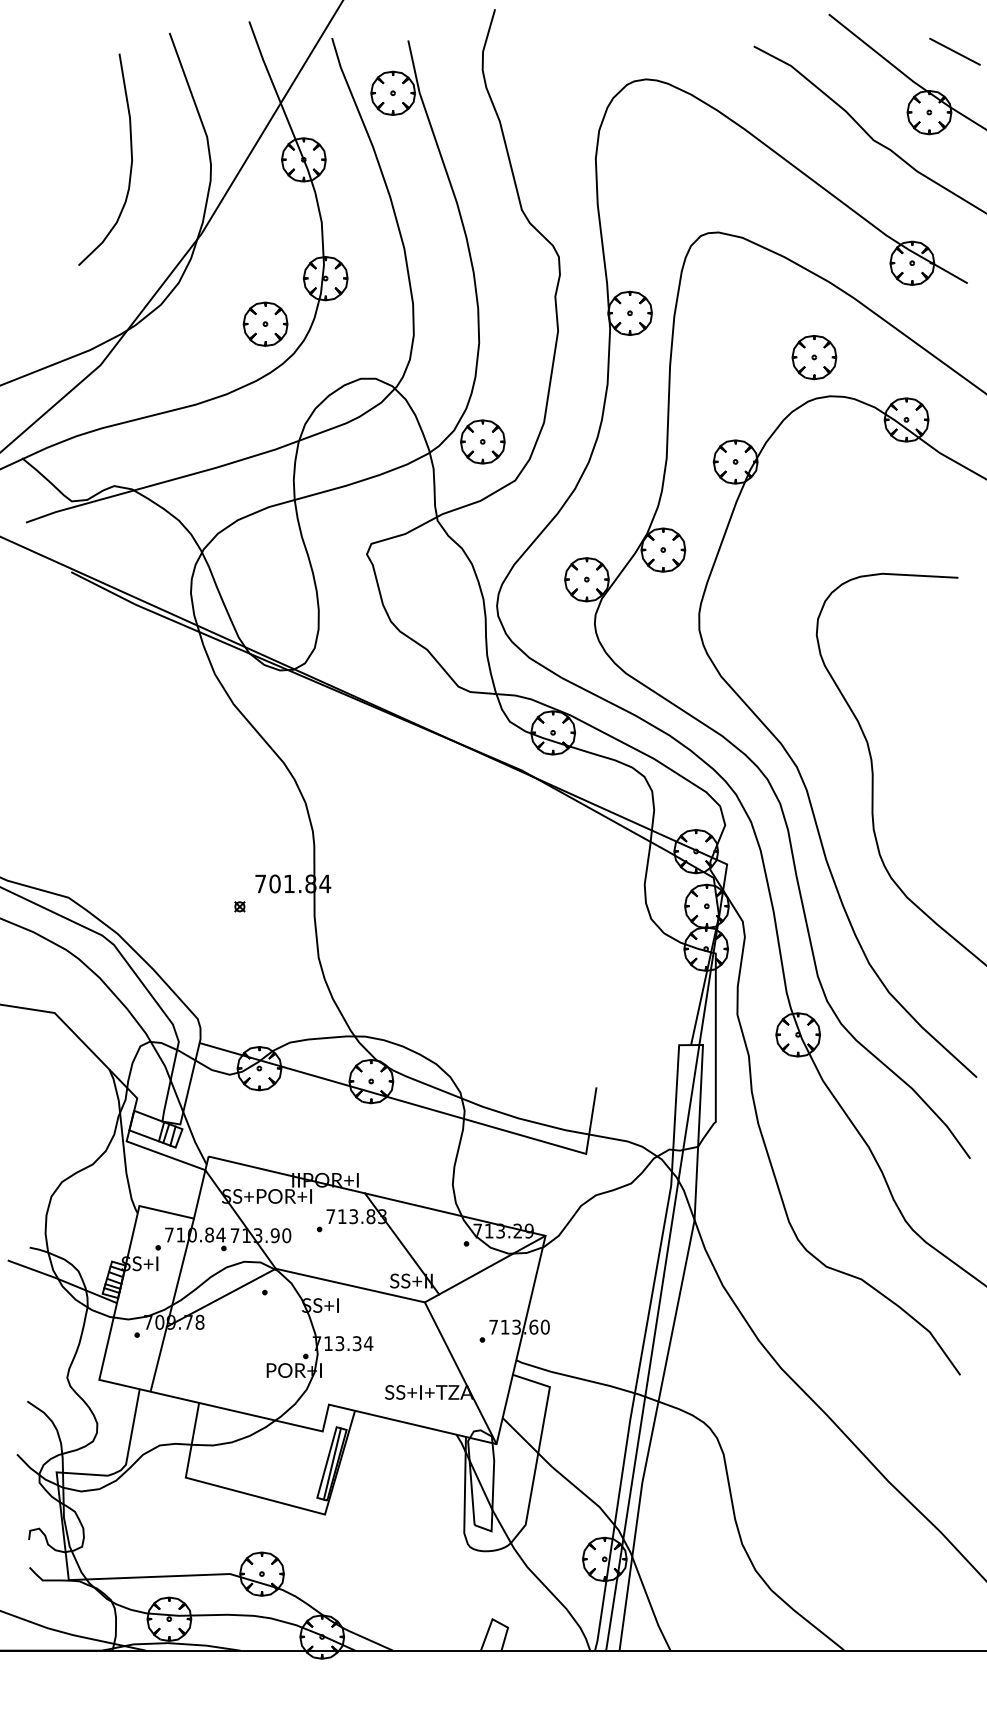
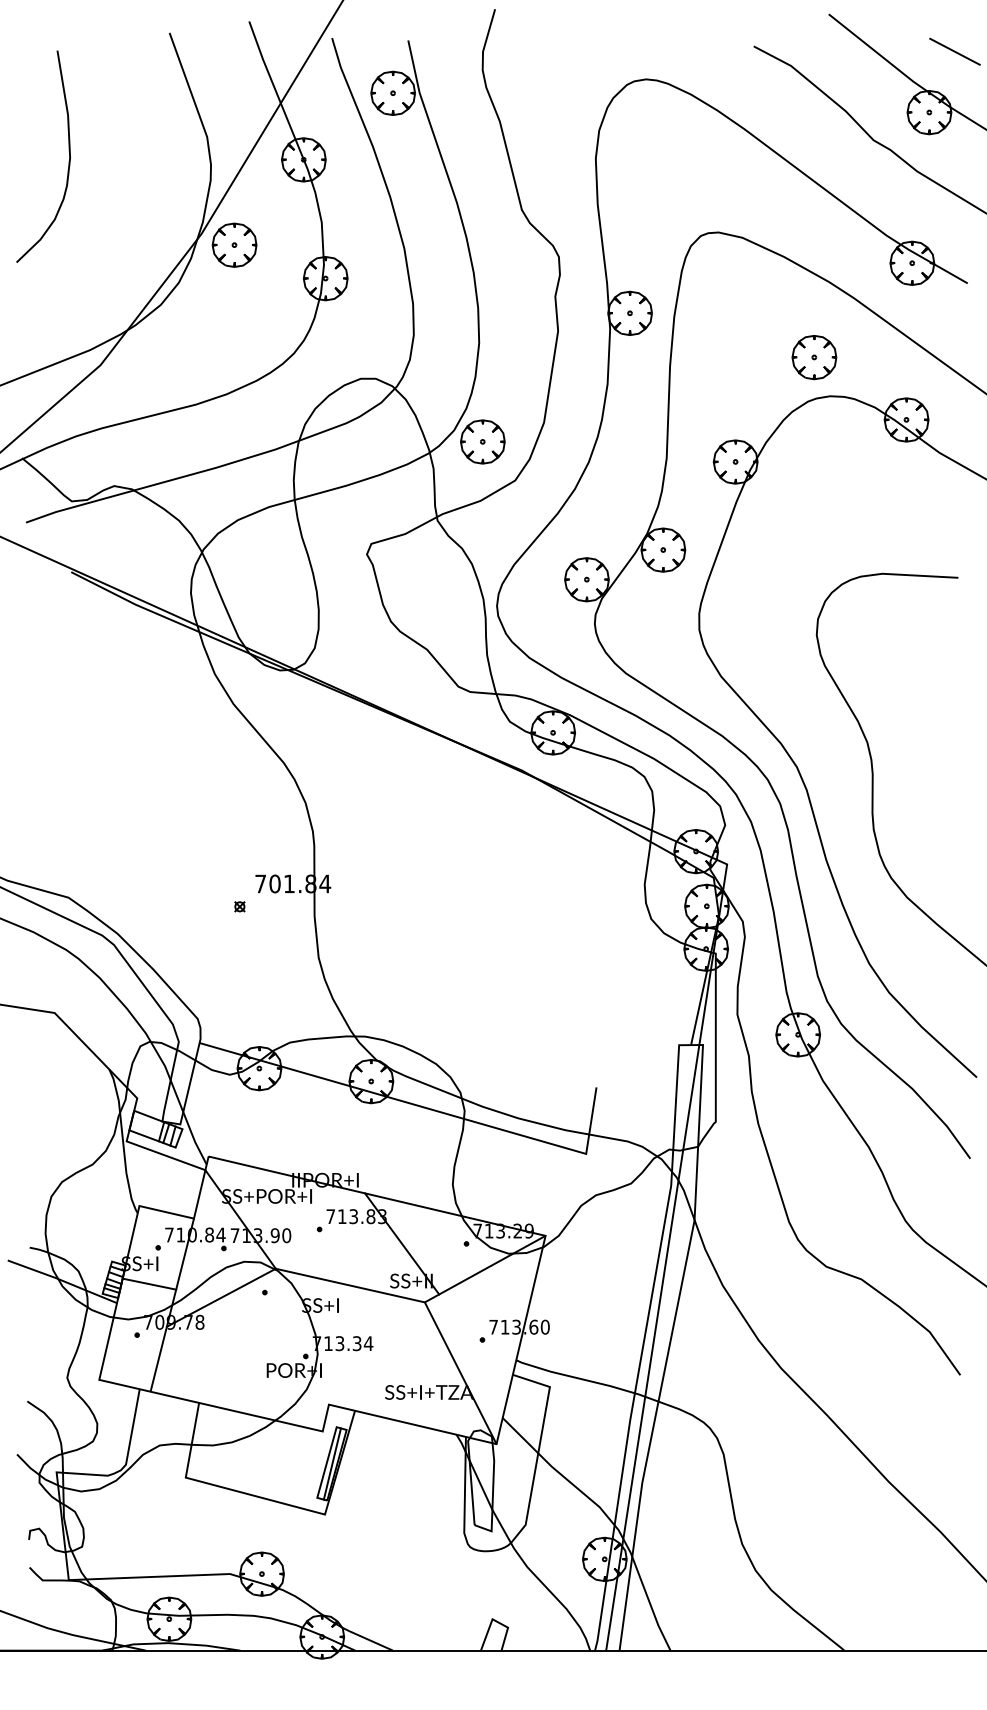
curve position: (130, 164) -> (68, 161) (68, 161)
part position: (265, 323) -> (234, 244) (234, 244)
line: none -> present (149, 1283)
